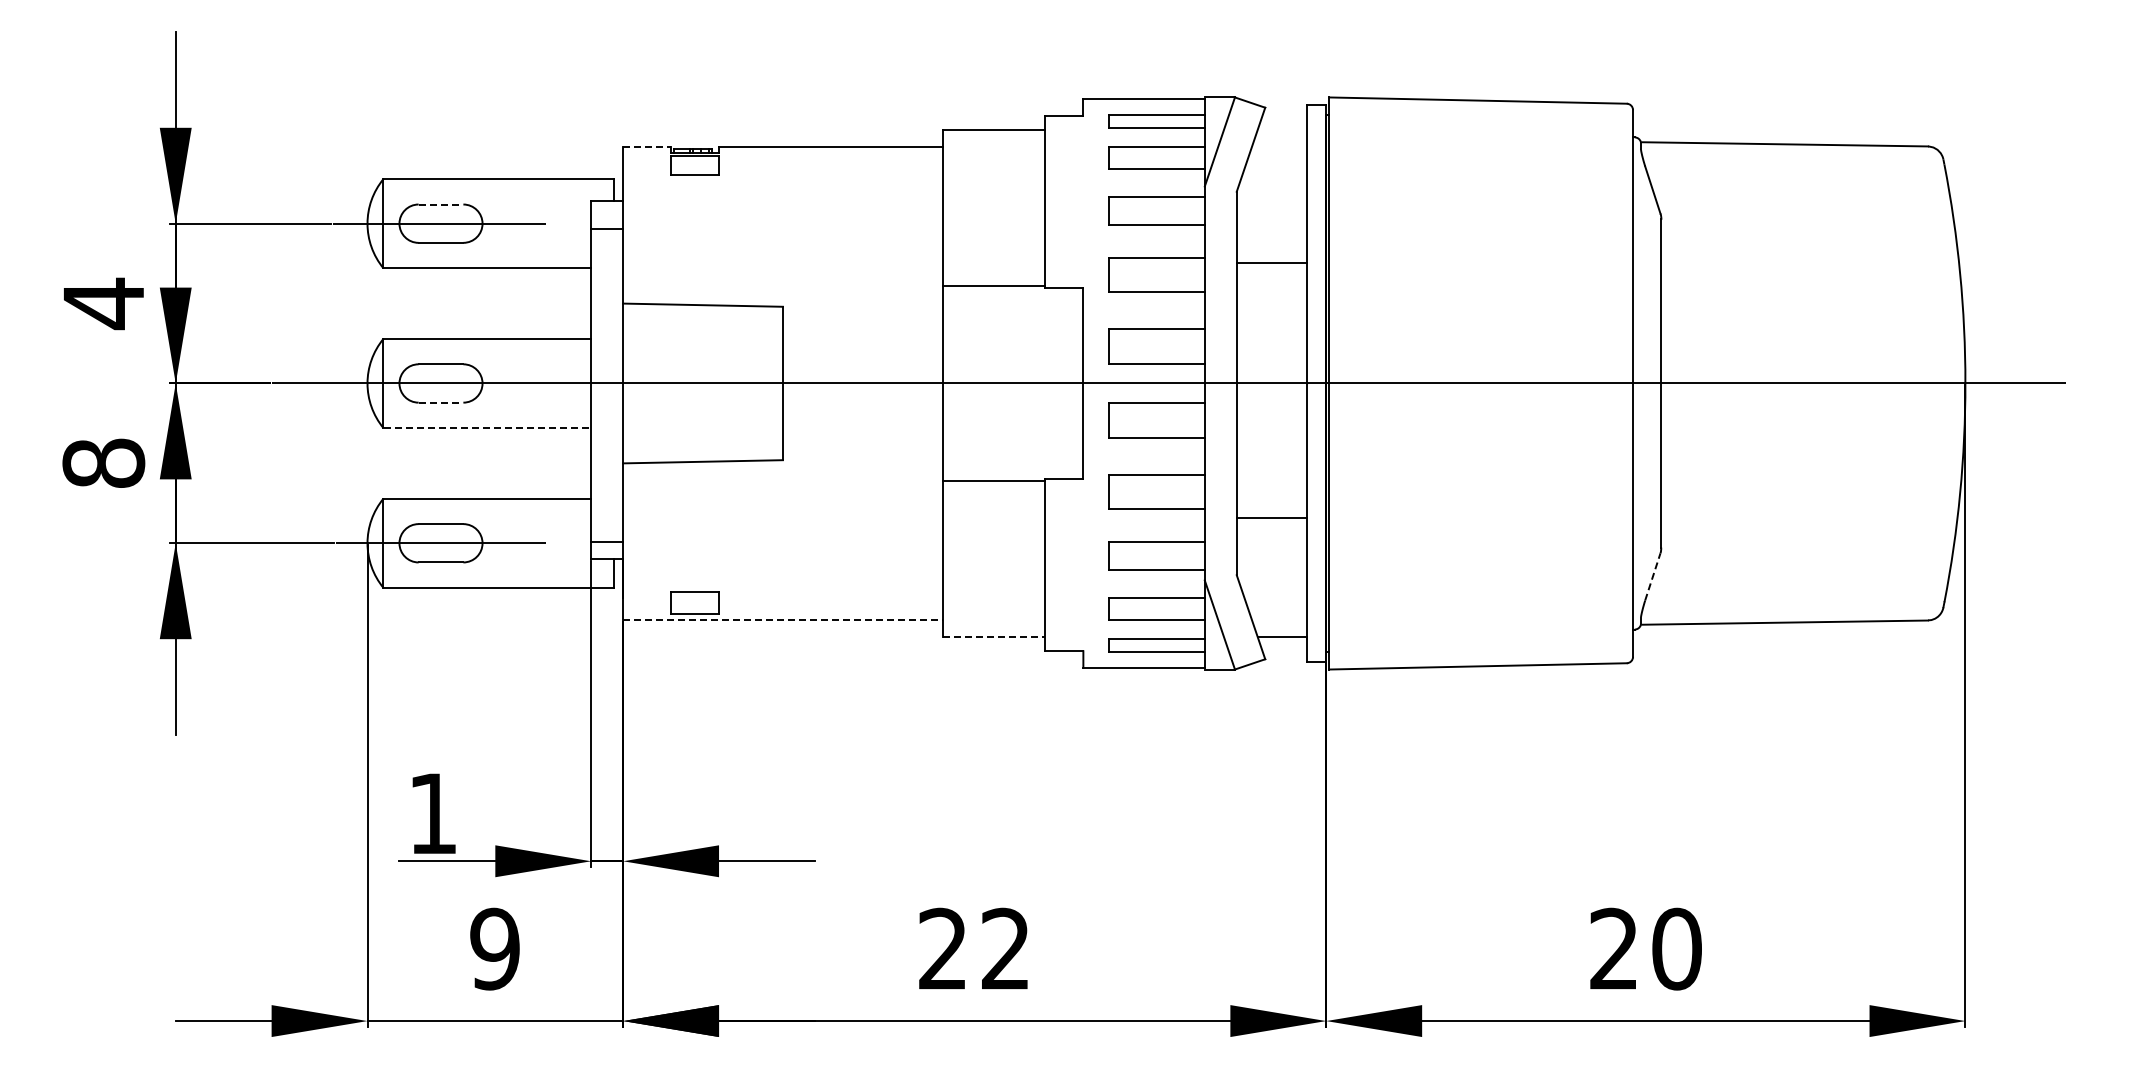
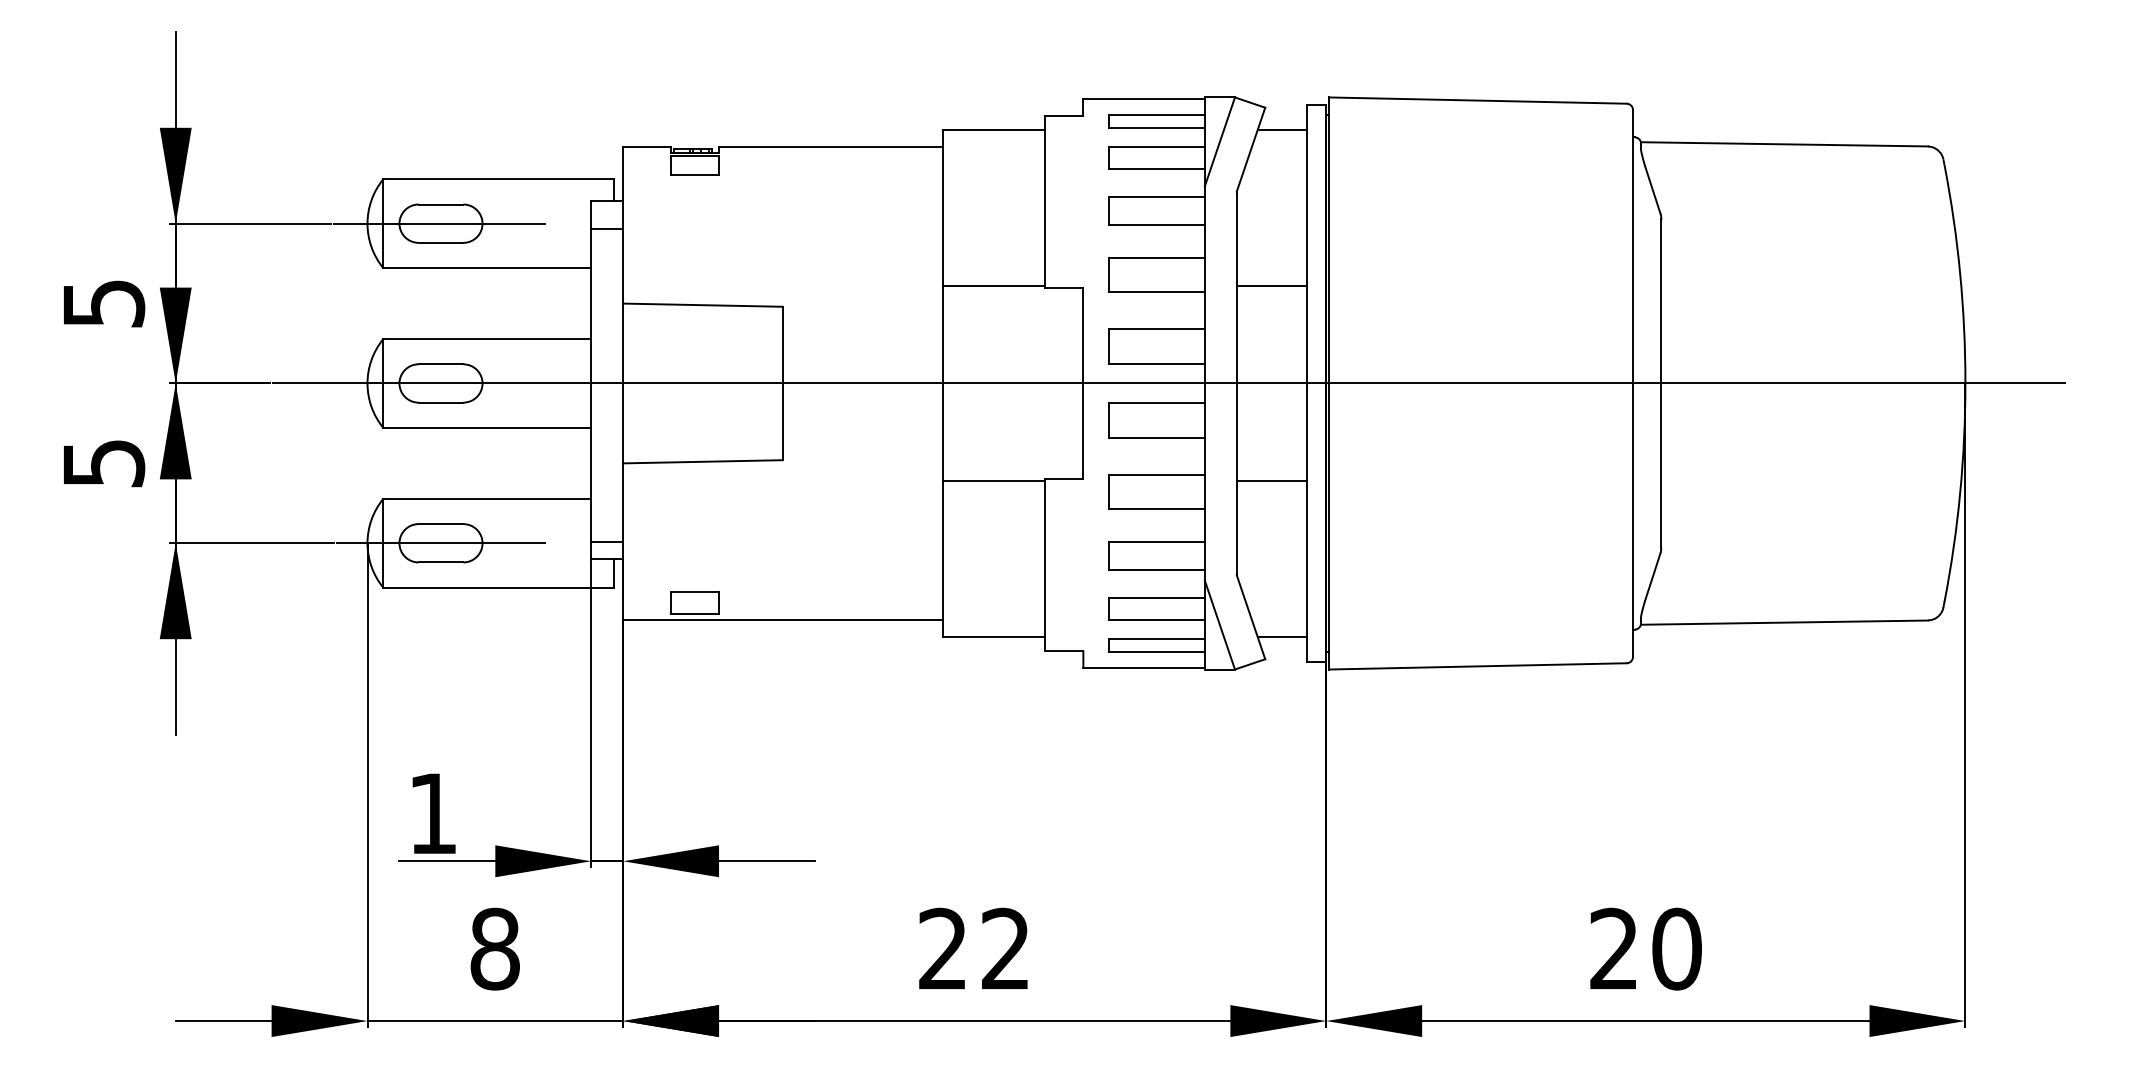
line: none -> present (1282, 129)
line: dashed -> solid (647, 147)
line: dashed -> solid (441, 204)
line position: (1271, 263) -> (1271, 286) (1271, 286)
text: 4 -> 5 (104, 303)
line: dashed -> solid (441, 402)
line: dashed -> solid (487, 428)
text: 8 -> 5 (103, 462)
line position: (1271, 517) -> (1271, 480) (1271, 480)
line: dashed -> solid (1652, 576)
line: dashed -> solid (782, 619)
line: dashed -> solid (994, 637)
text: 9 -> 8 (494, 948)
